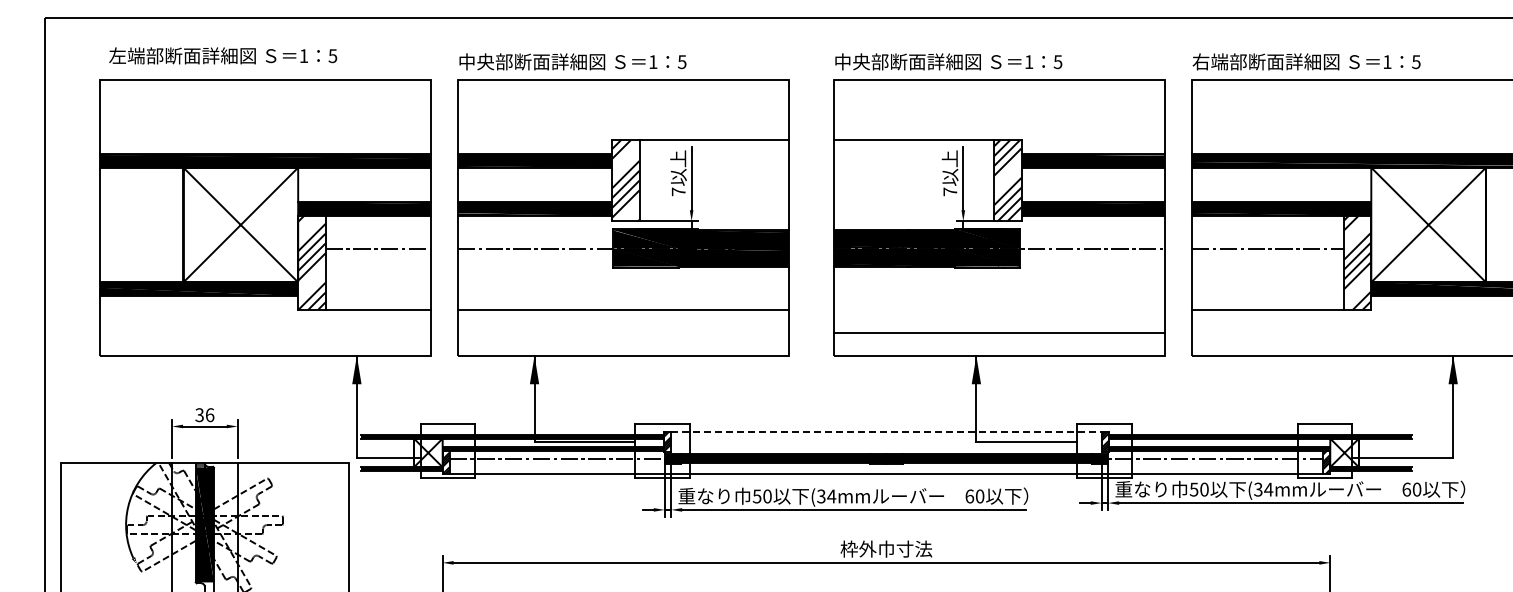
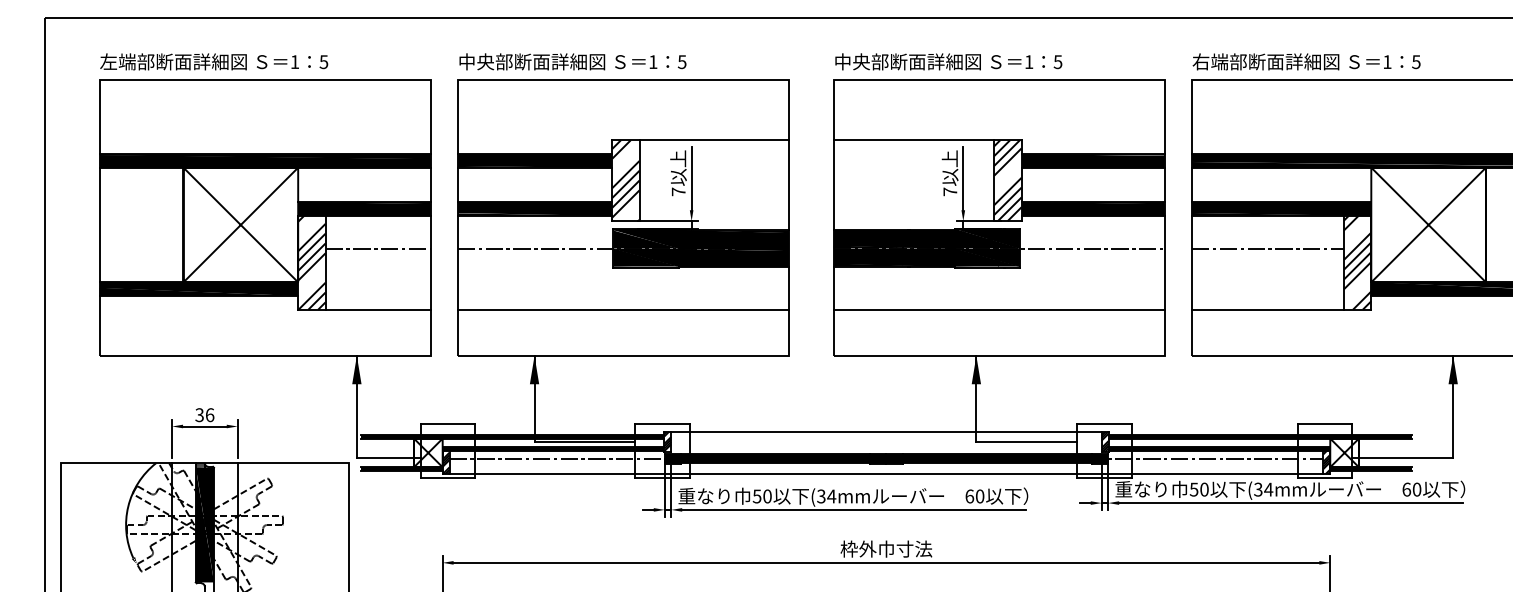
text position: (223, 55) -> (214, 61) (214, 61)
line position: (998, 332) -> (998, 309) (998, 309)
line: dashed -> solid (886, 431)
